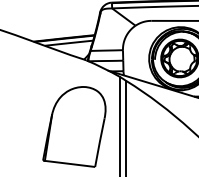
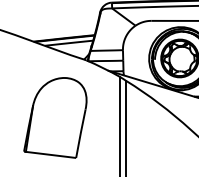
part position: (74, 126) -> (55, 117) (55, 117)
